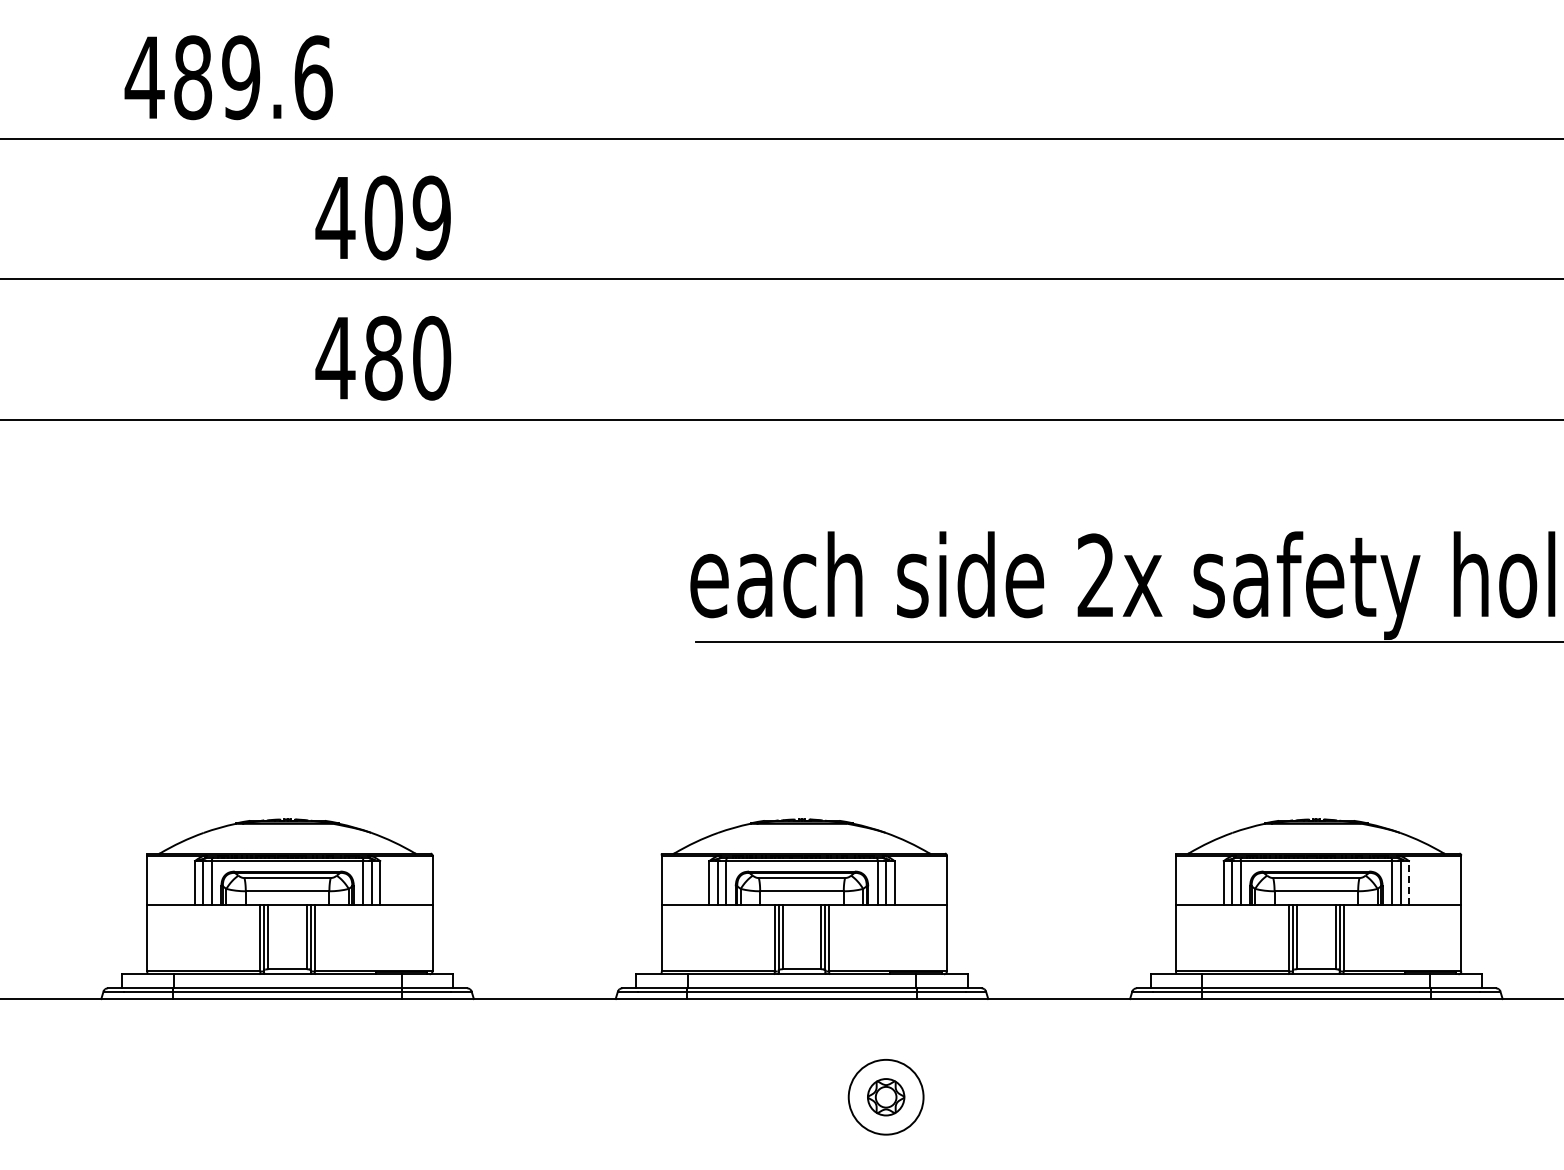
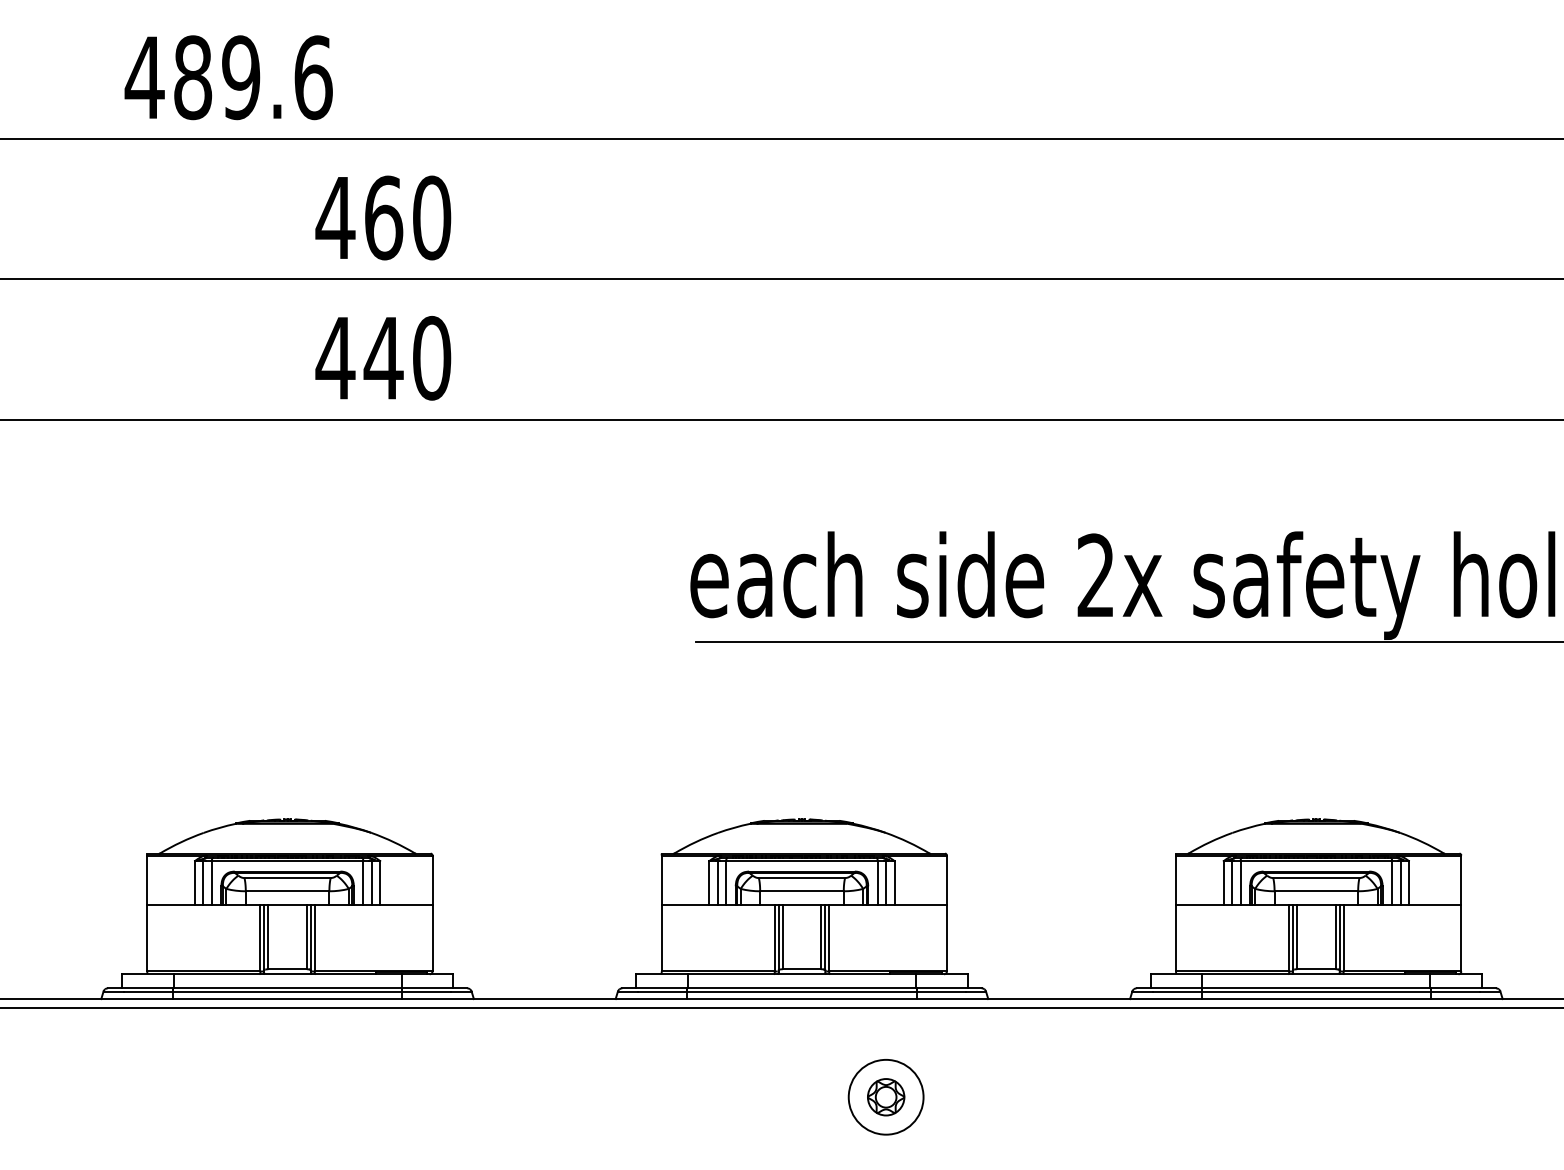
text: 409 -> 460 (407, 217)
text: 480 -> 440 (383, 357)
line: dashed -> solid (1408, 883)
line: none -> present (781, 1008)
